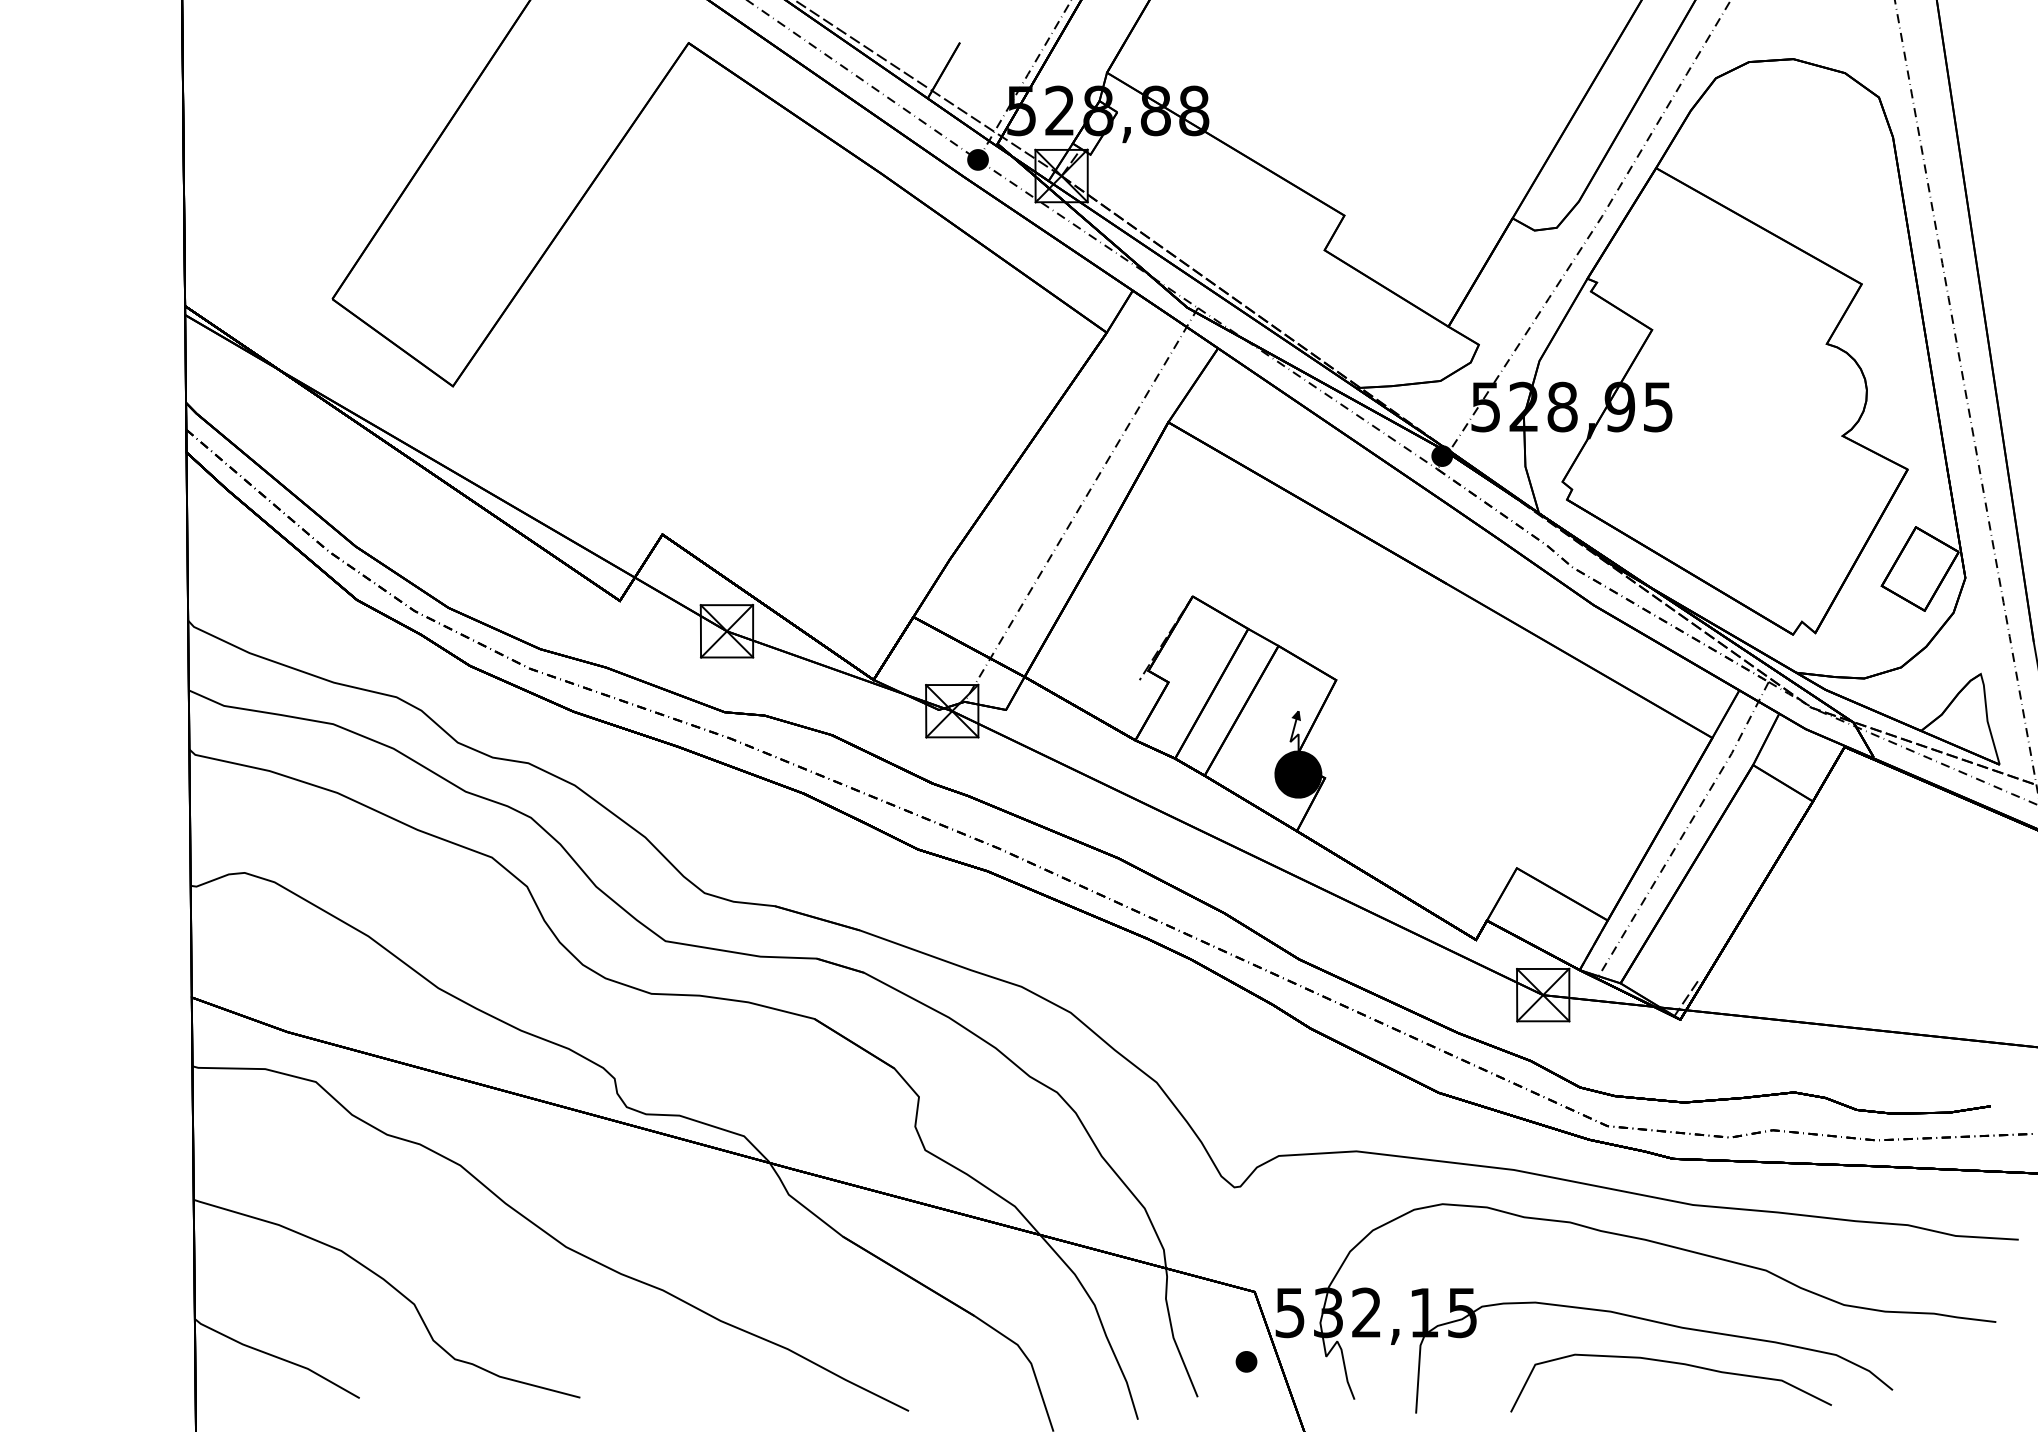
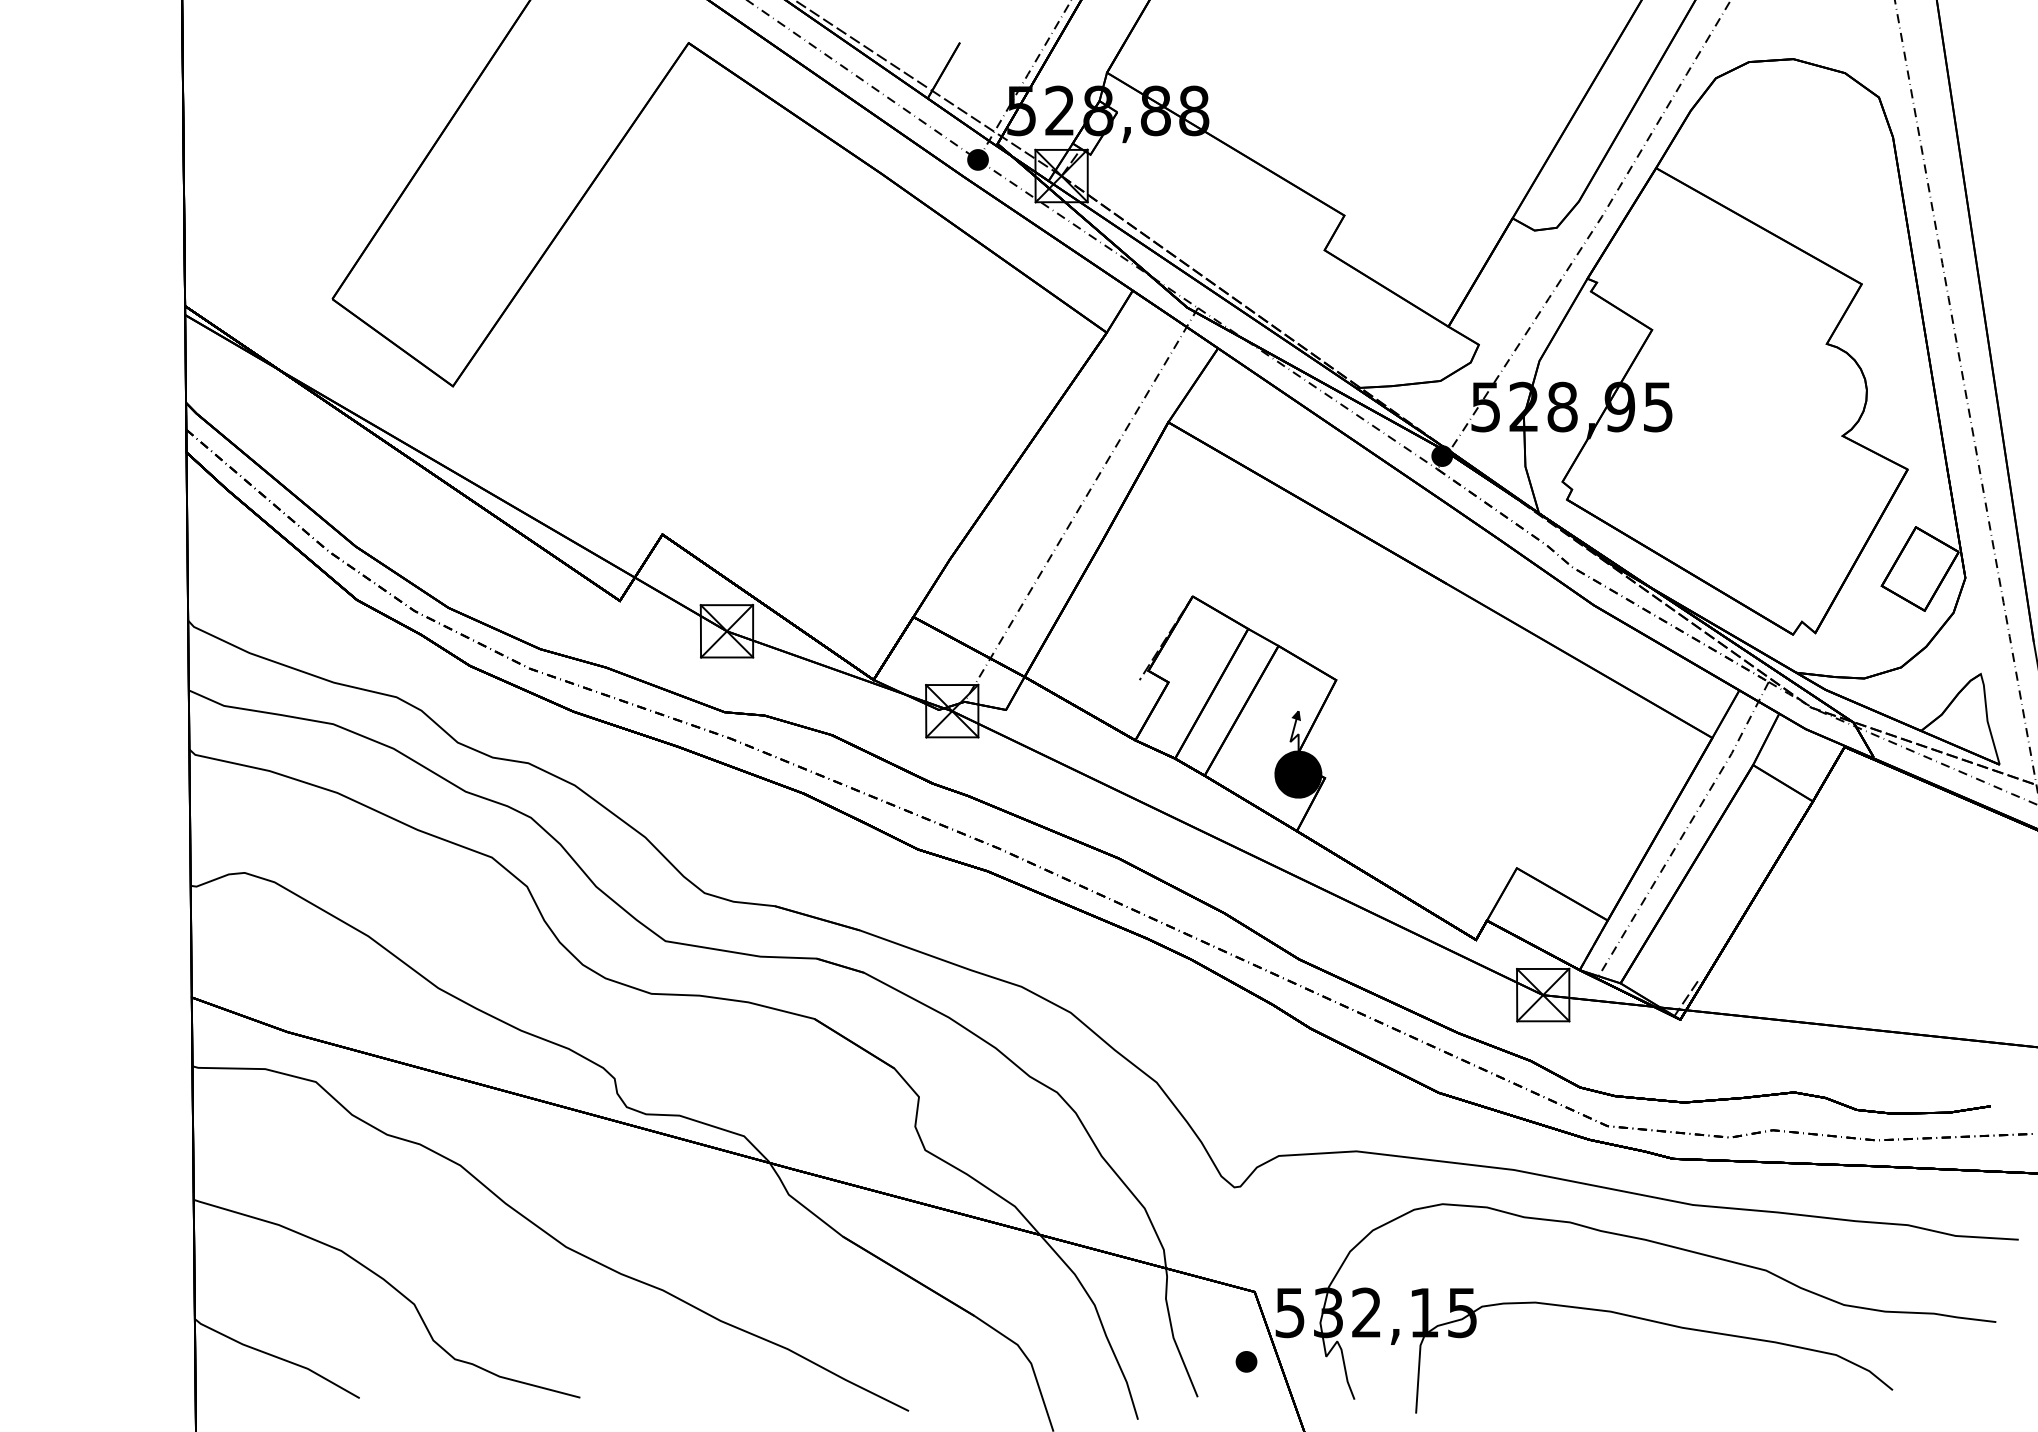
curve: present -> none (1670, 1363)
